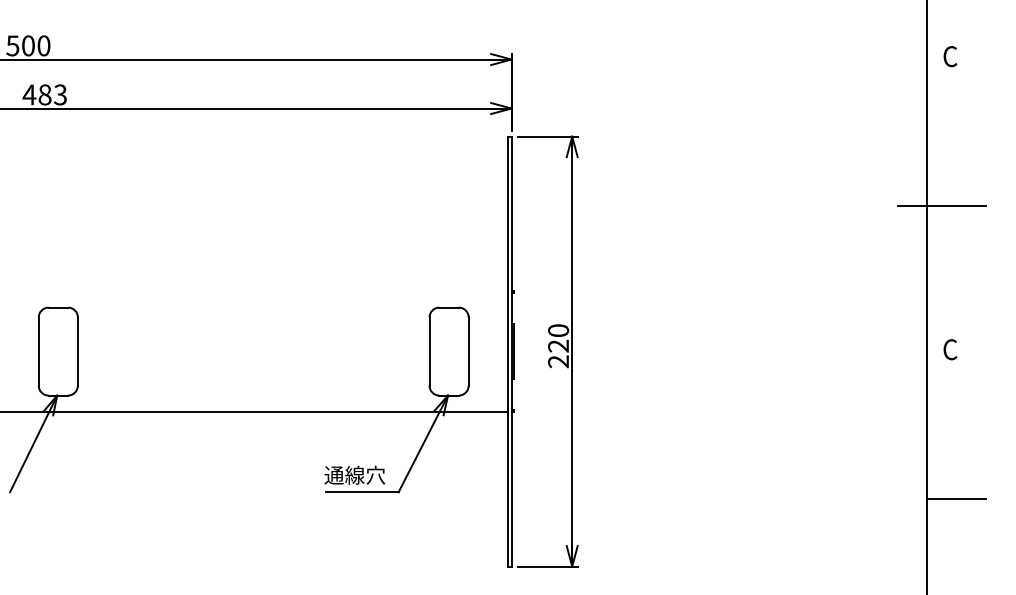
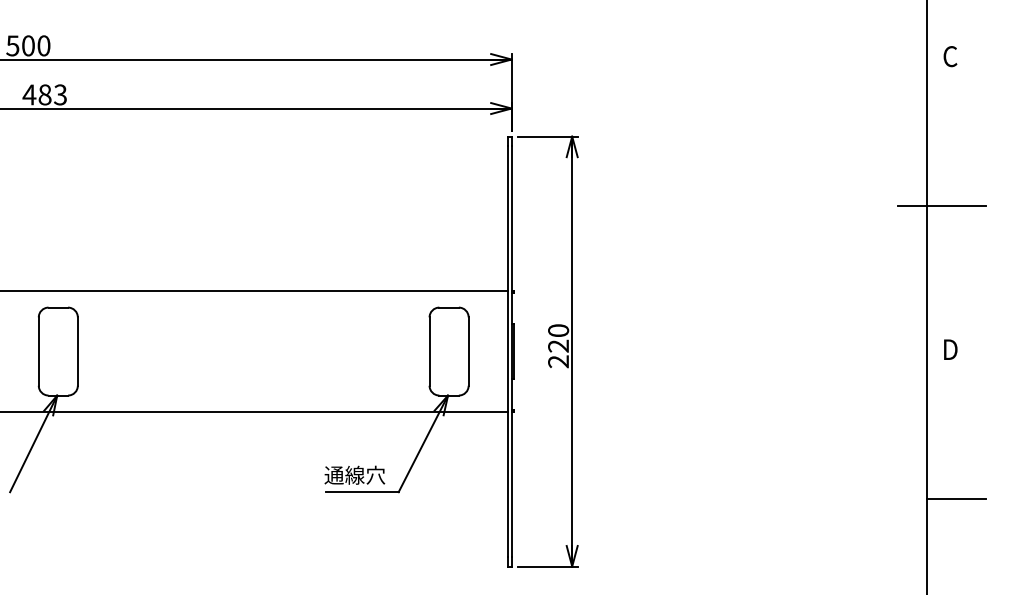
line: none -> present (254, 291)
text: C -> D (950, 349)
